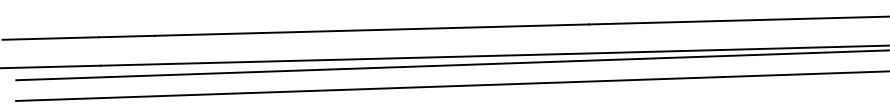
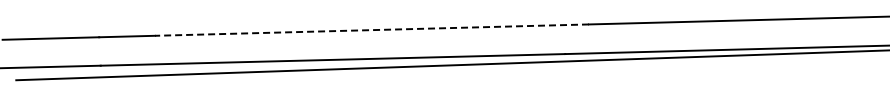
line: solid -> dashed (371, 30)
line: present -> none (451, 85)
